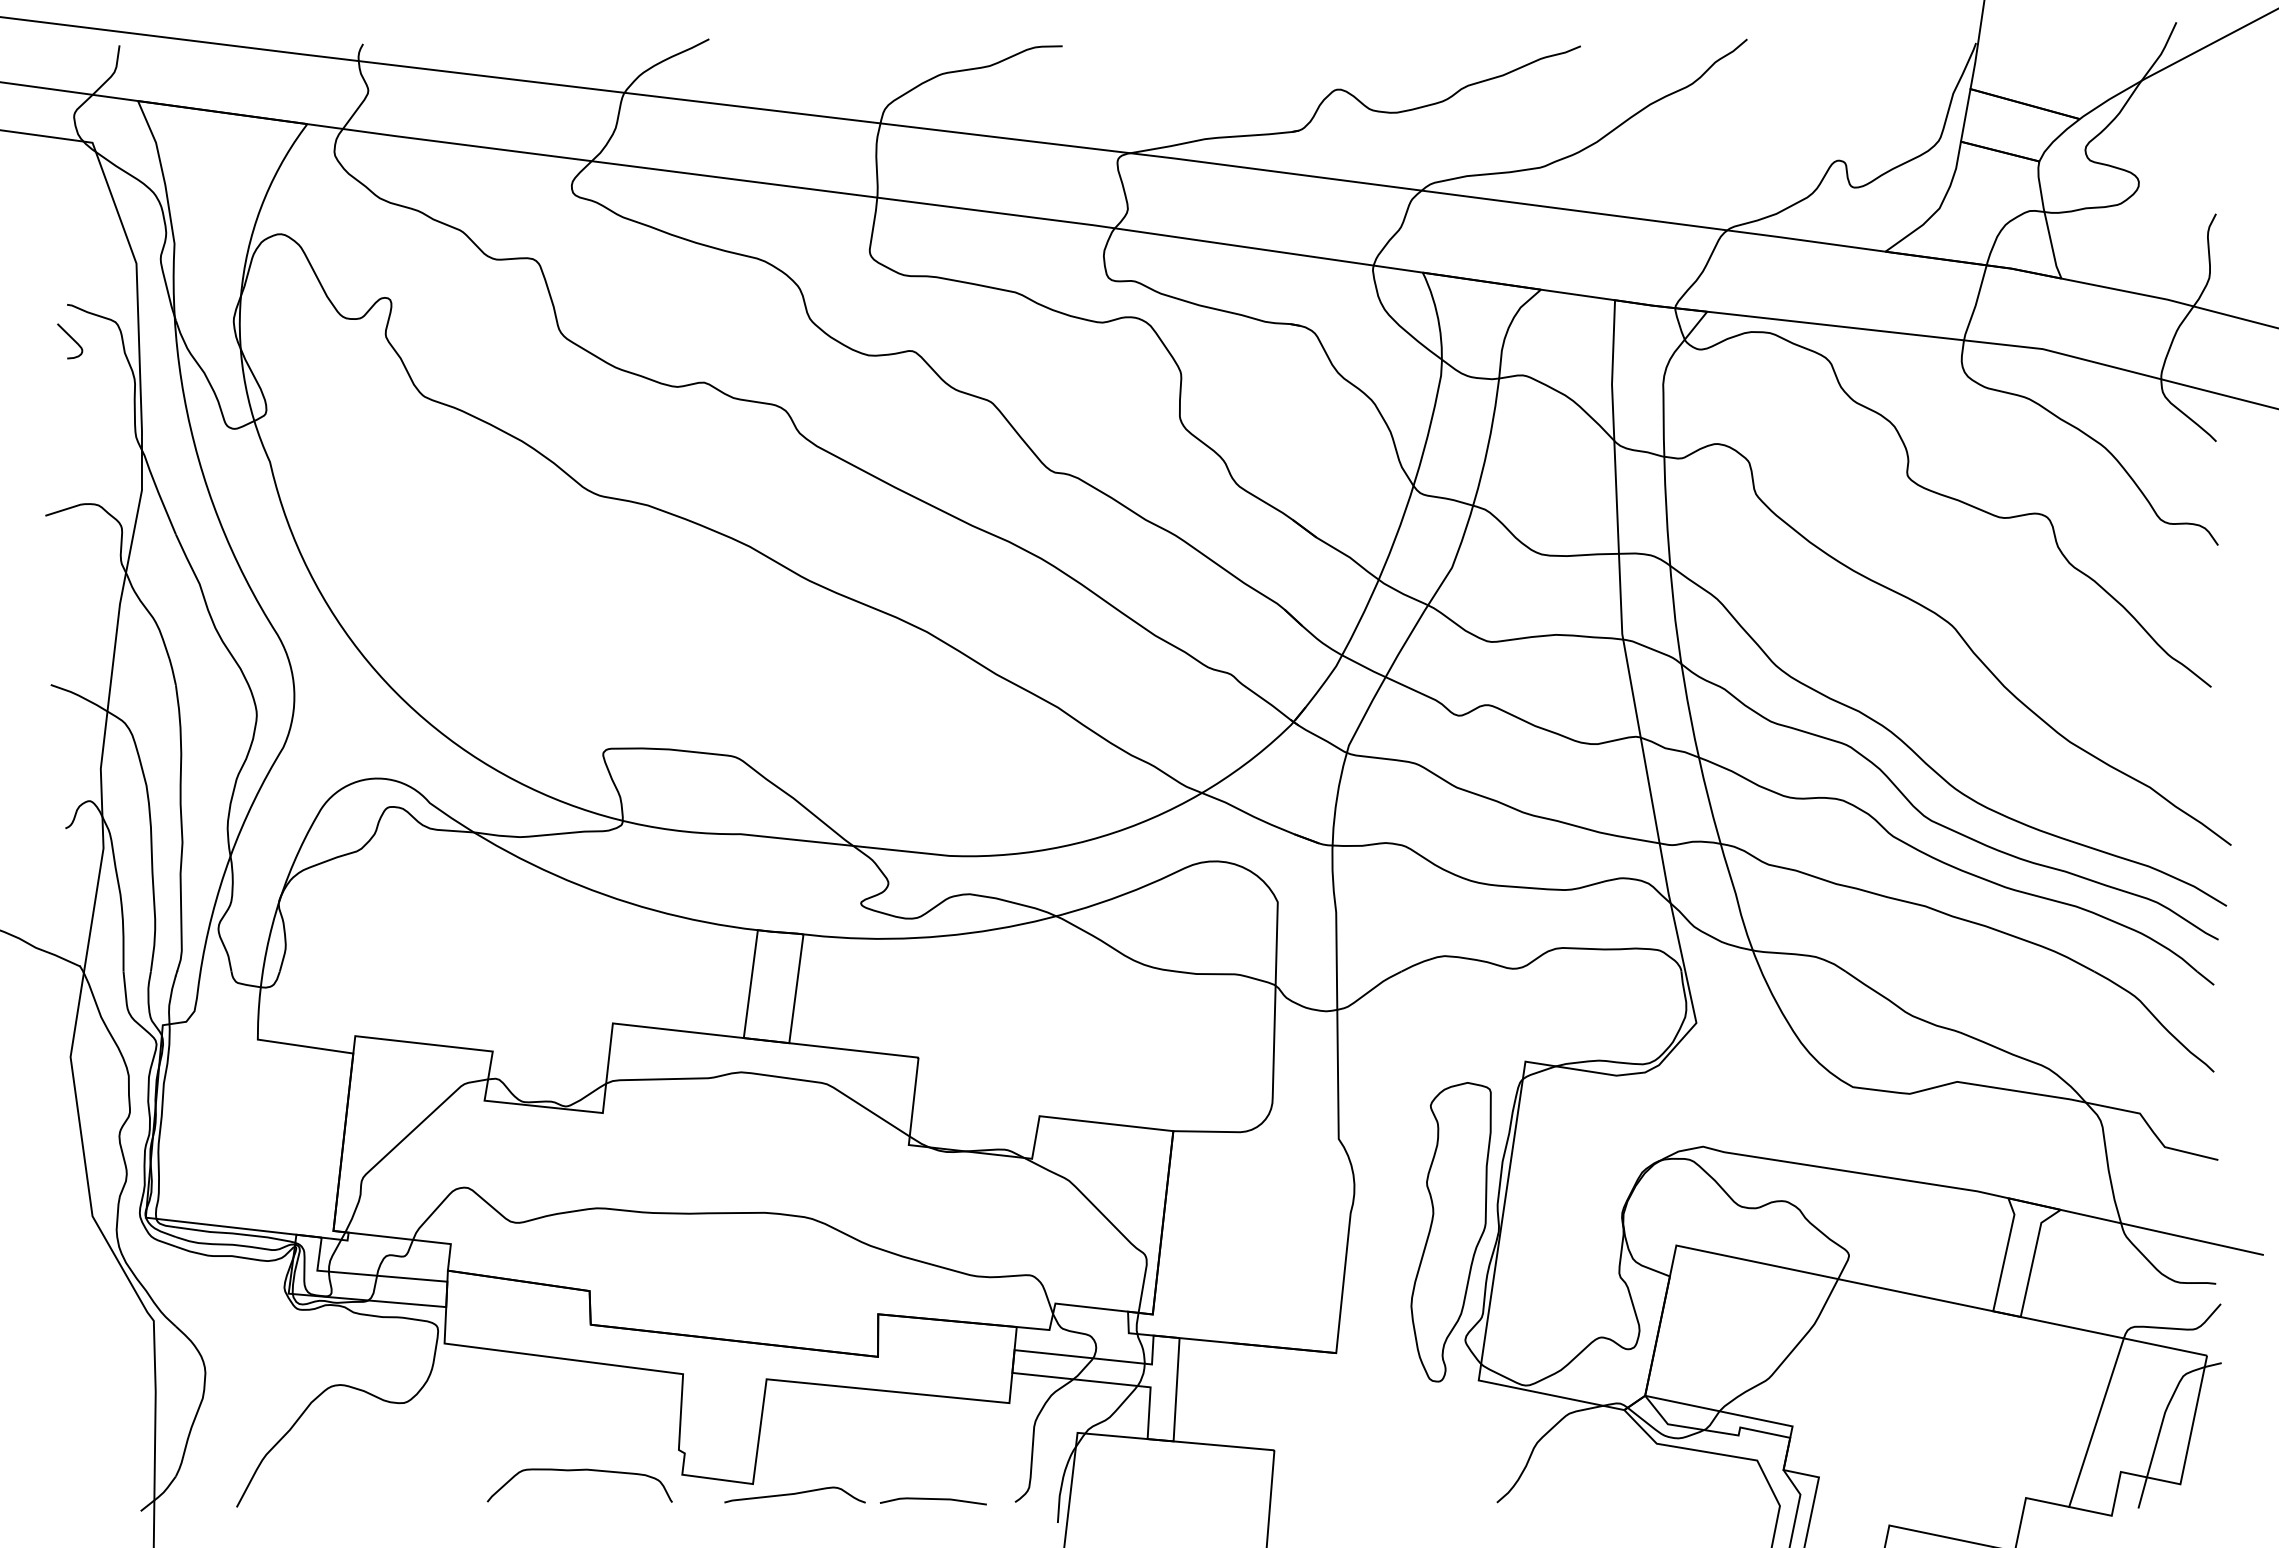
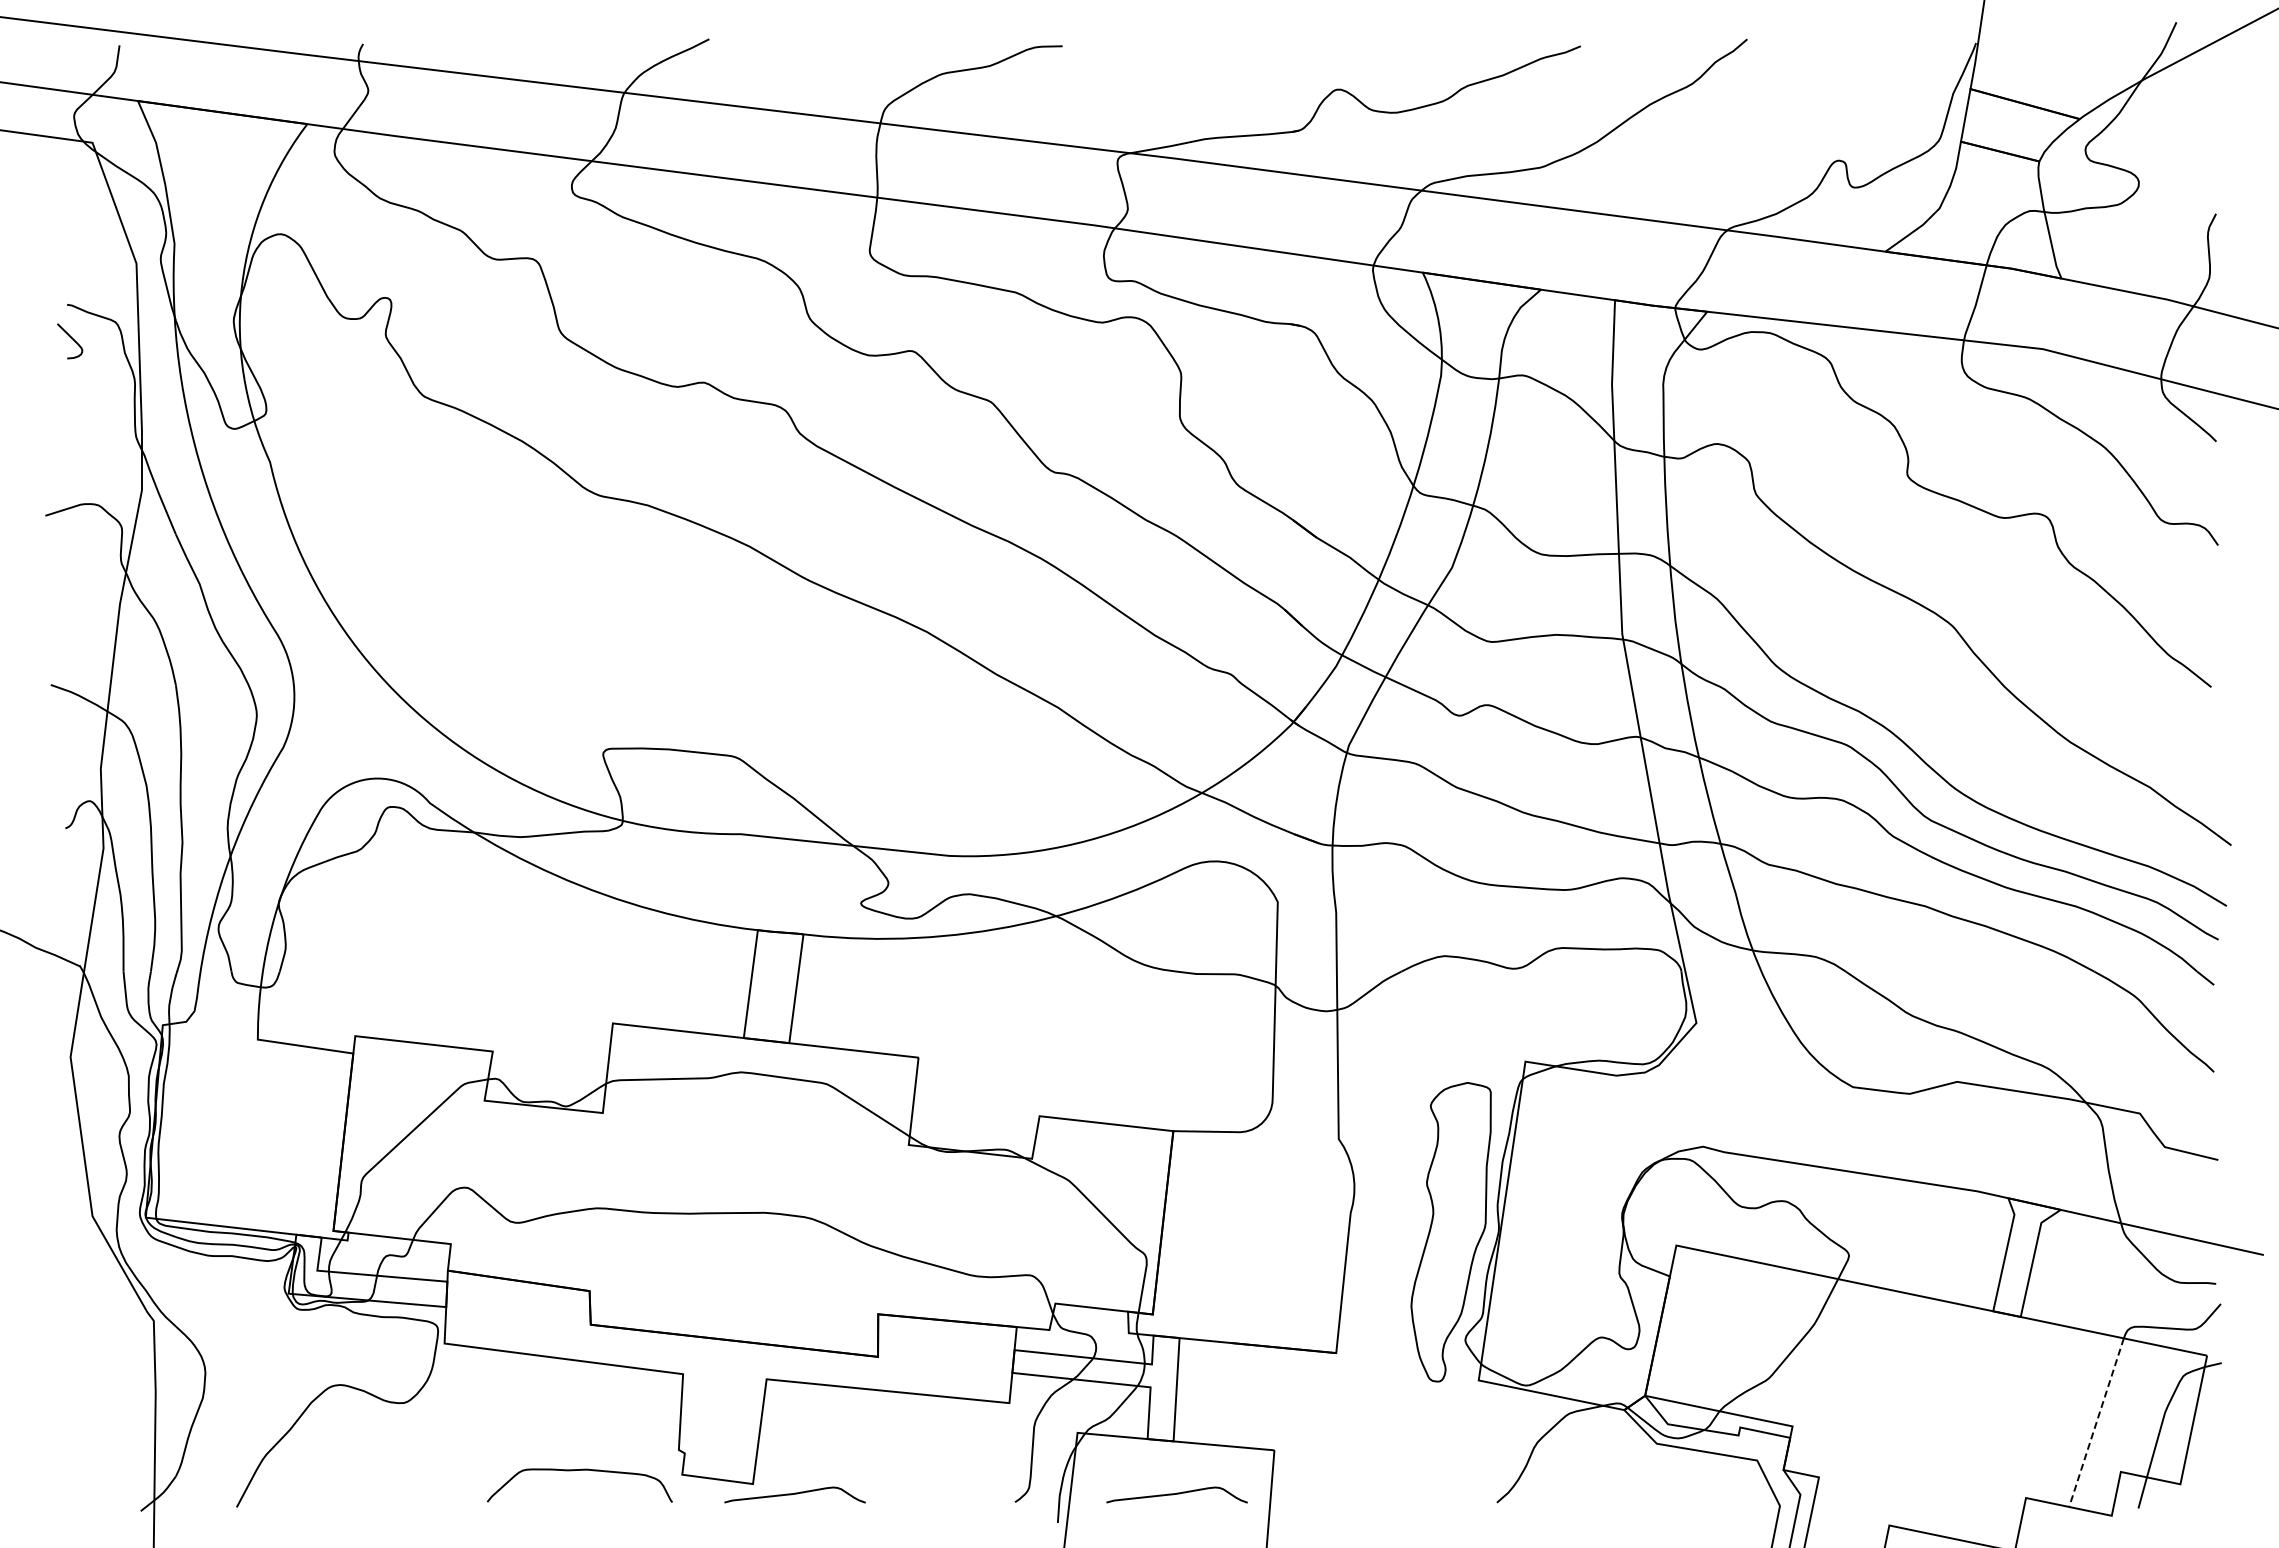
line: solid -> dashed (2096, 1422)
curve: none -> present (1176, 1494)
line: present -> none (932, 1499)
